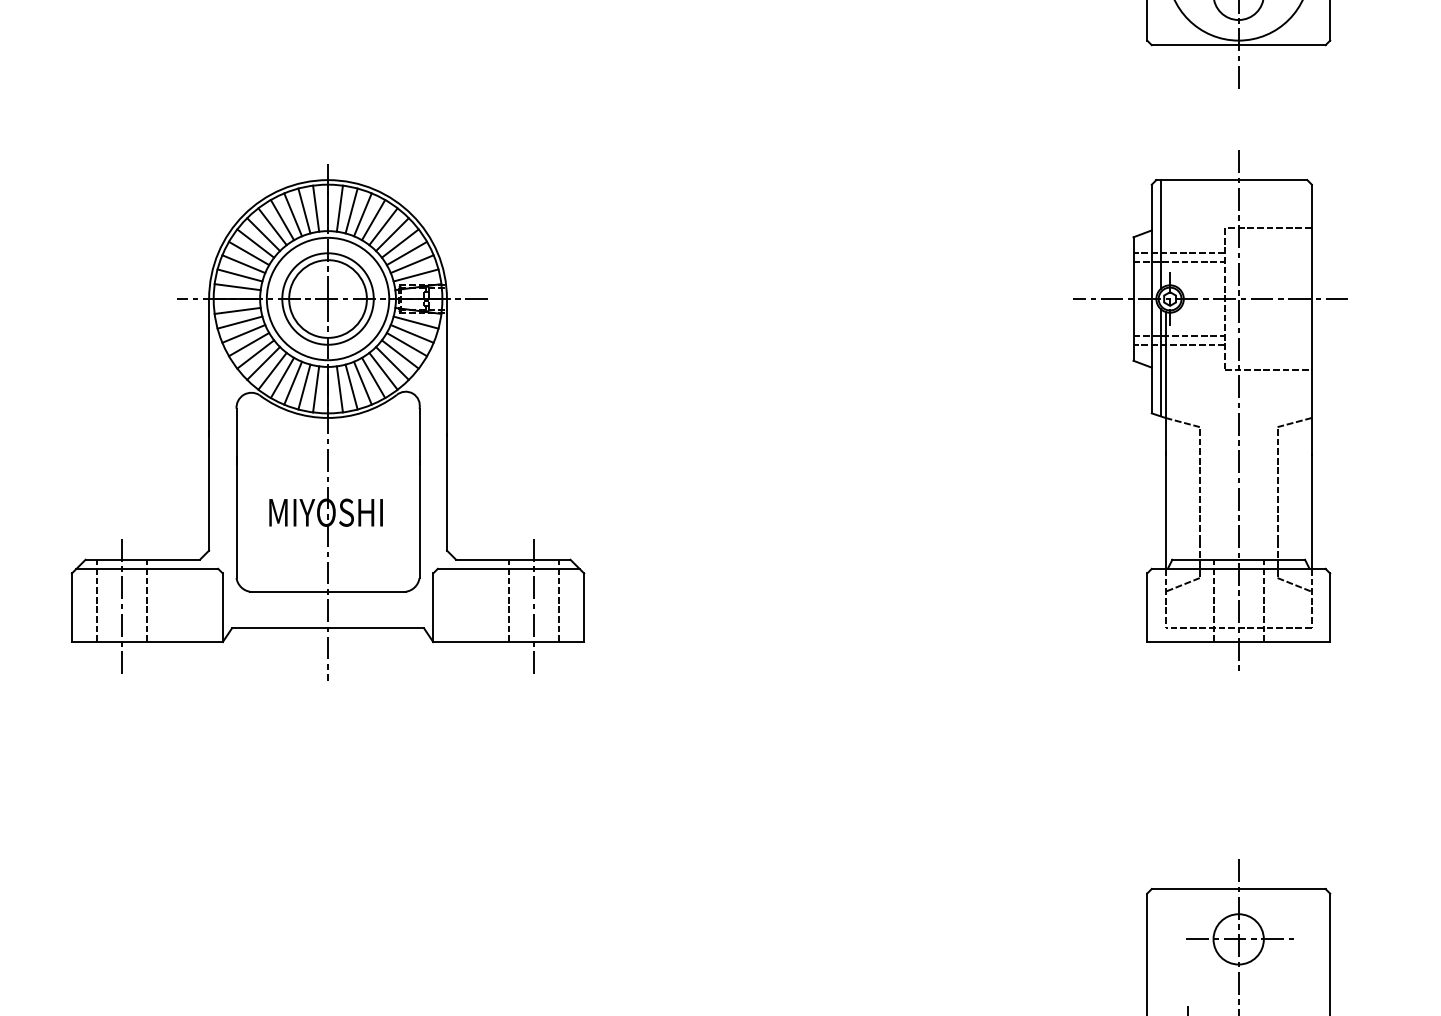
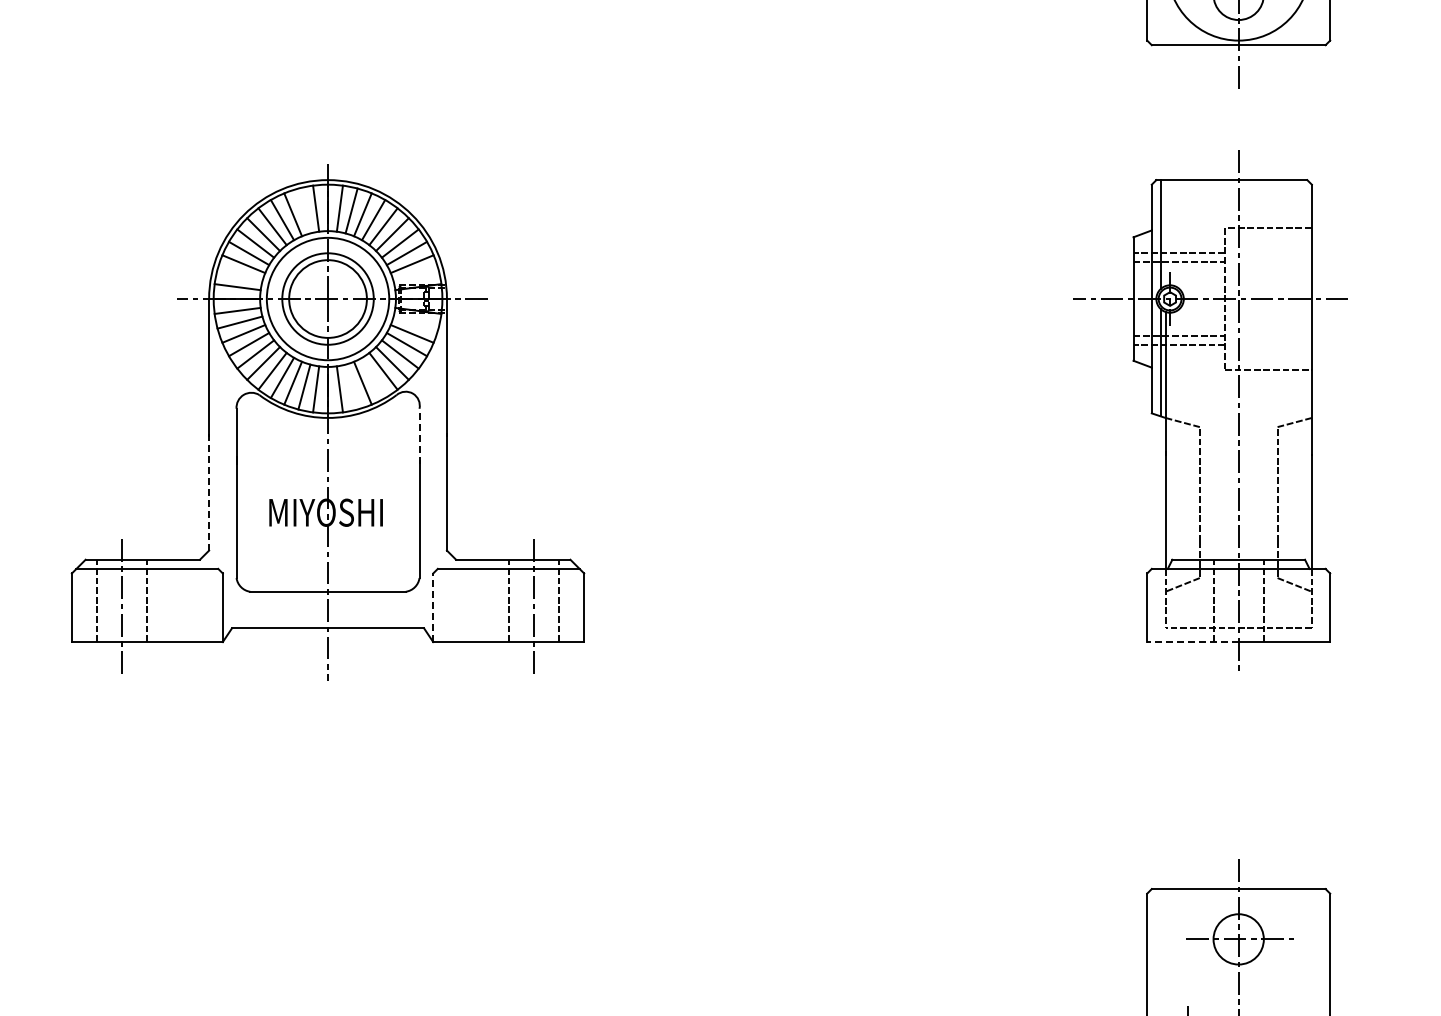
line: present -> none (304, 210)
line: present -> none (239, 275)
line: present -> none (415, 275)
line: present -> none (415, 322)
line: present -> none (373, 377)
line: present -> none (351, 386)
line: solid -> dashed (419, 435)
line: solid -> dashed (209, 490)
line: solid -> dashed (433, 607)
line: solid -> dashed (1192, 642)
